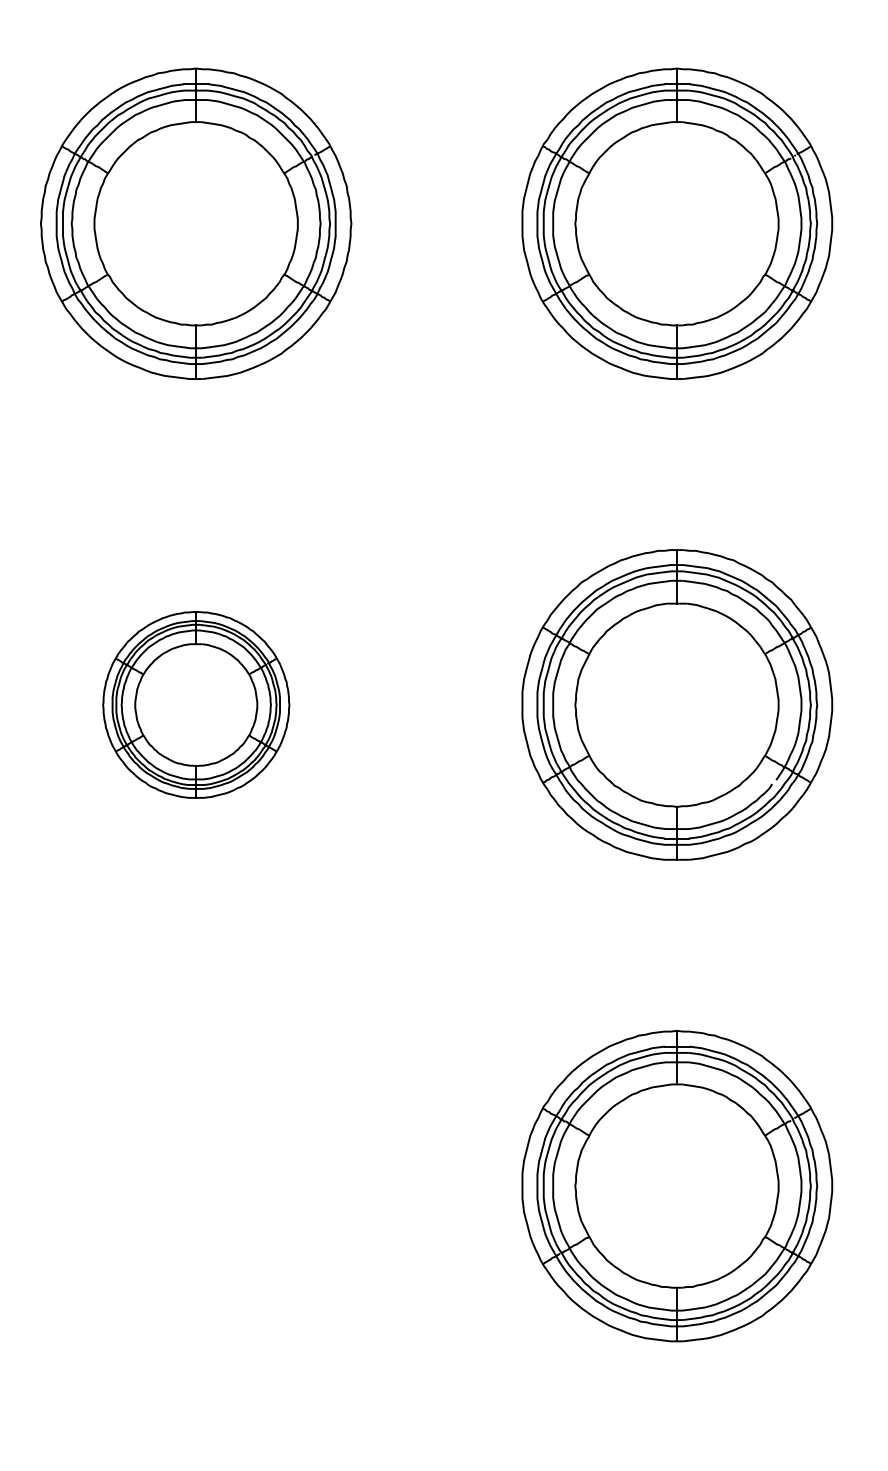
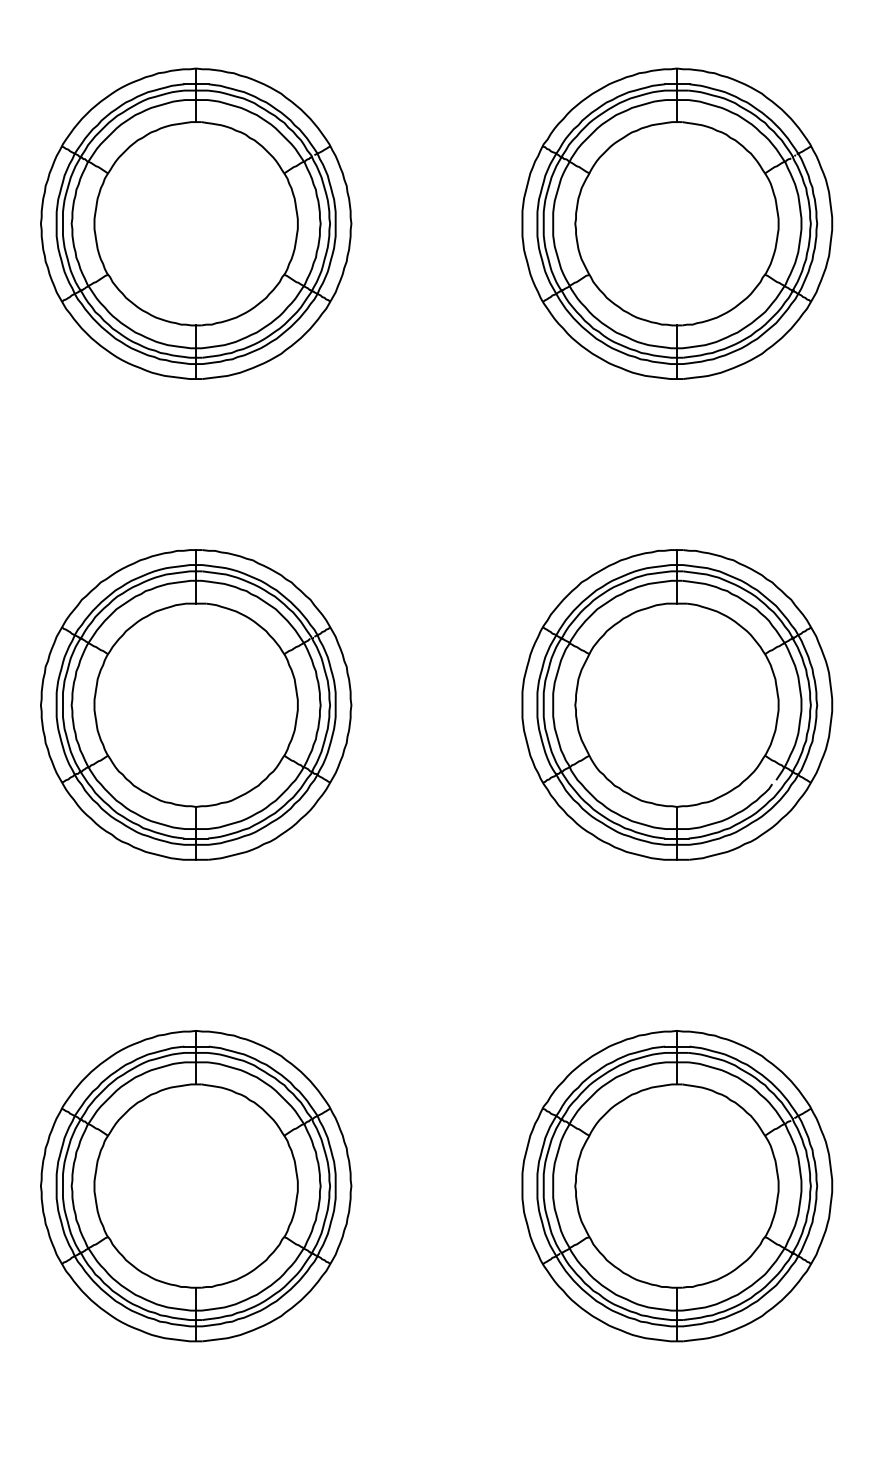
part size: 189x188 px -> 313x312 px (196, 704)
part: none -> present (196, 1186)
